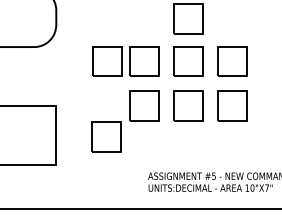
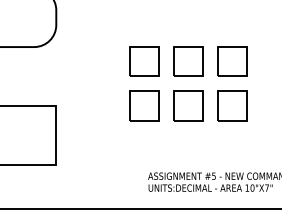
part: present -> none (188, 18)
part: present -> none (107, 61)
part: present -> none (106, 136)
